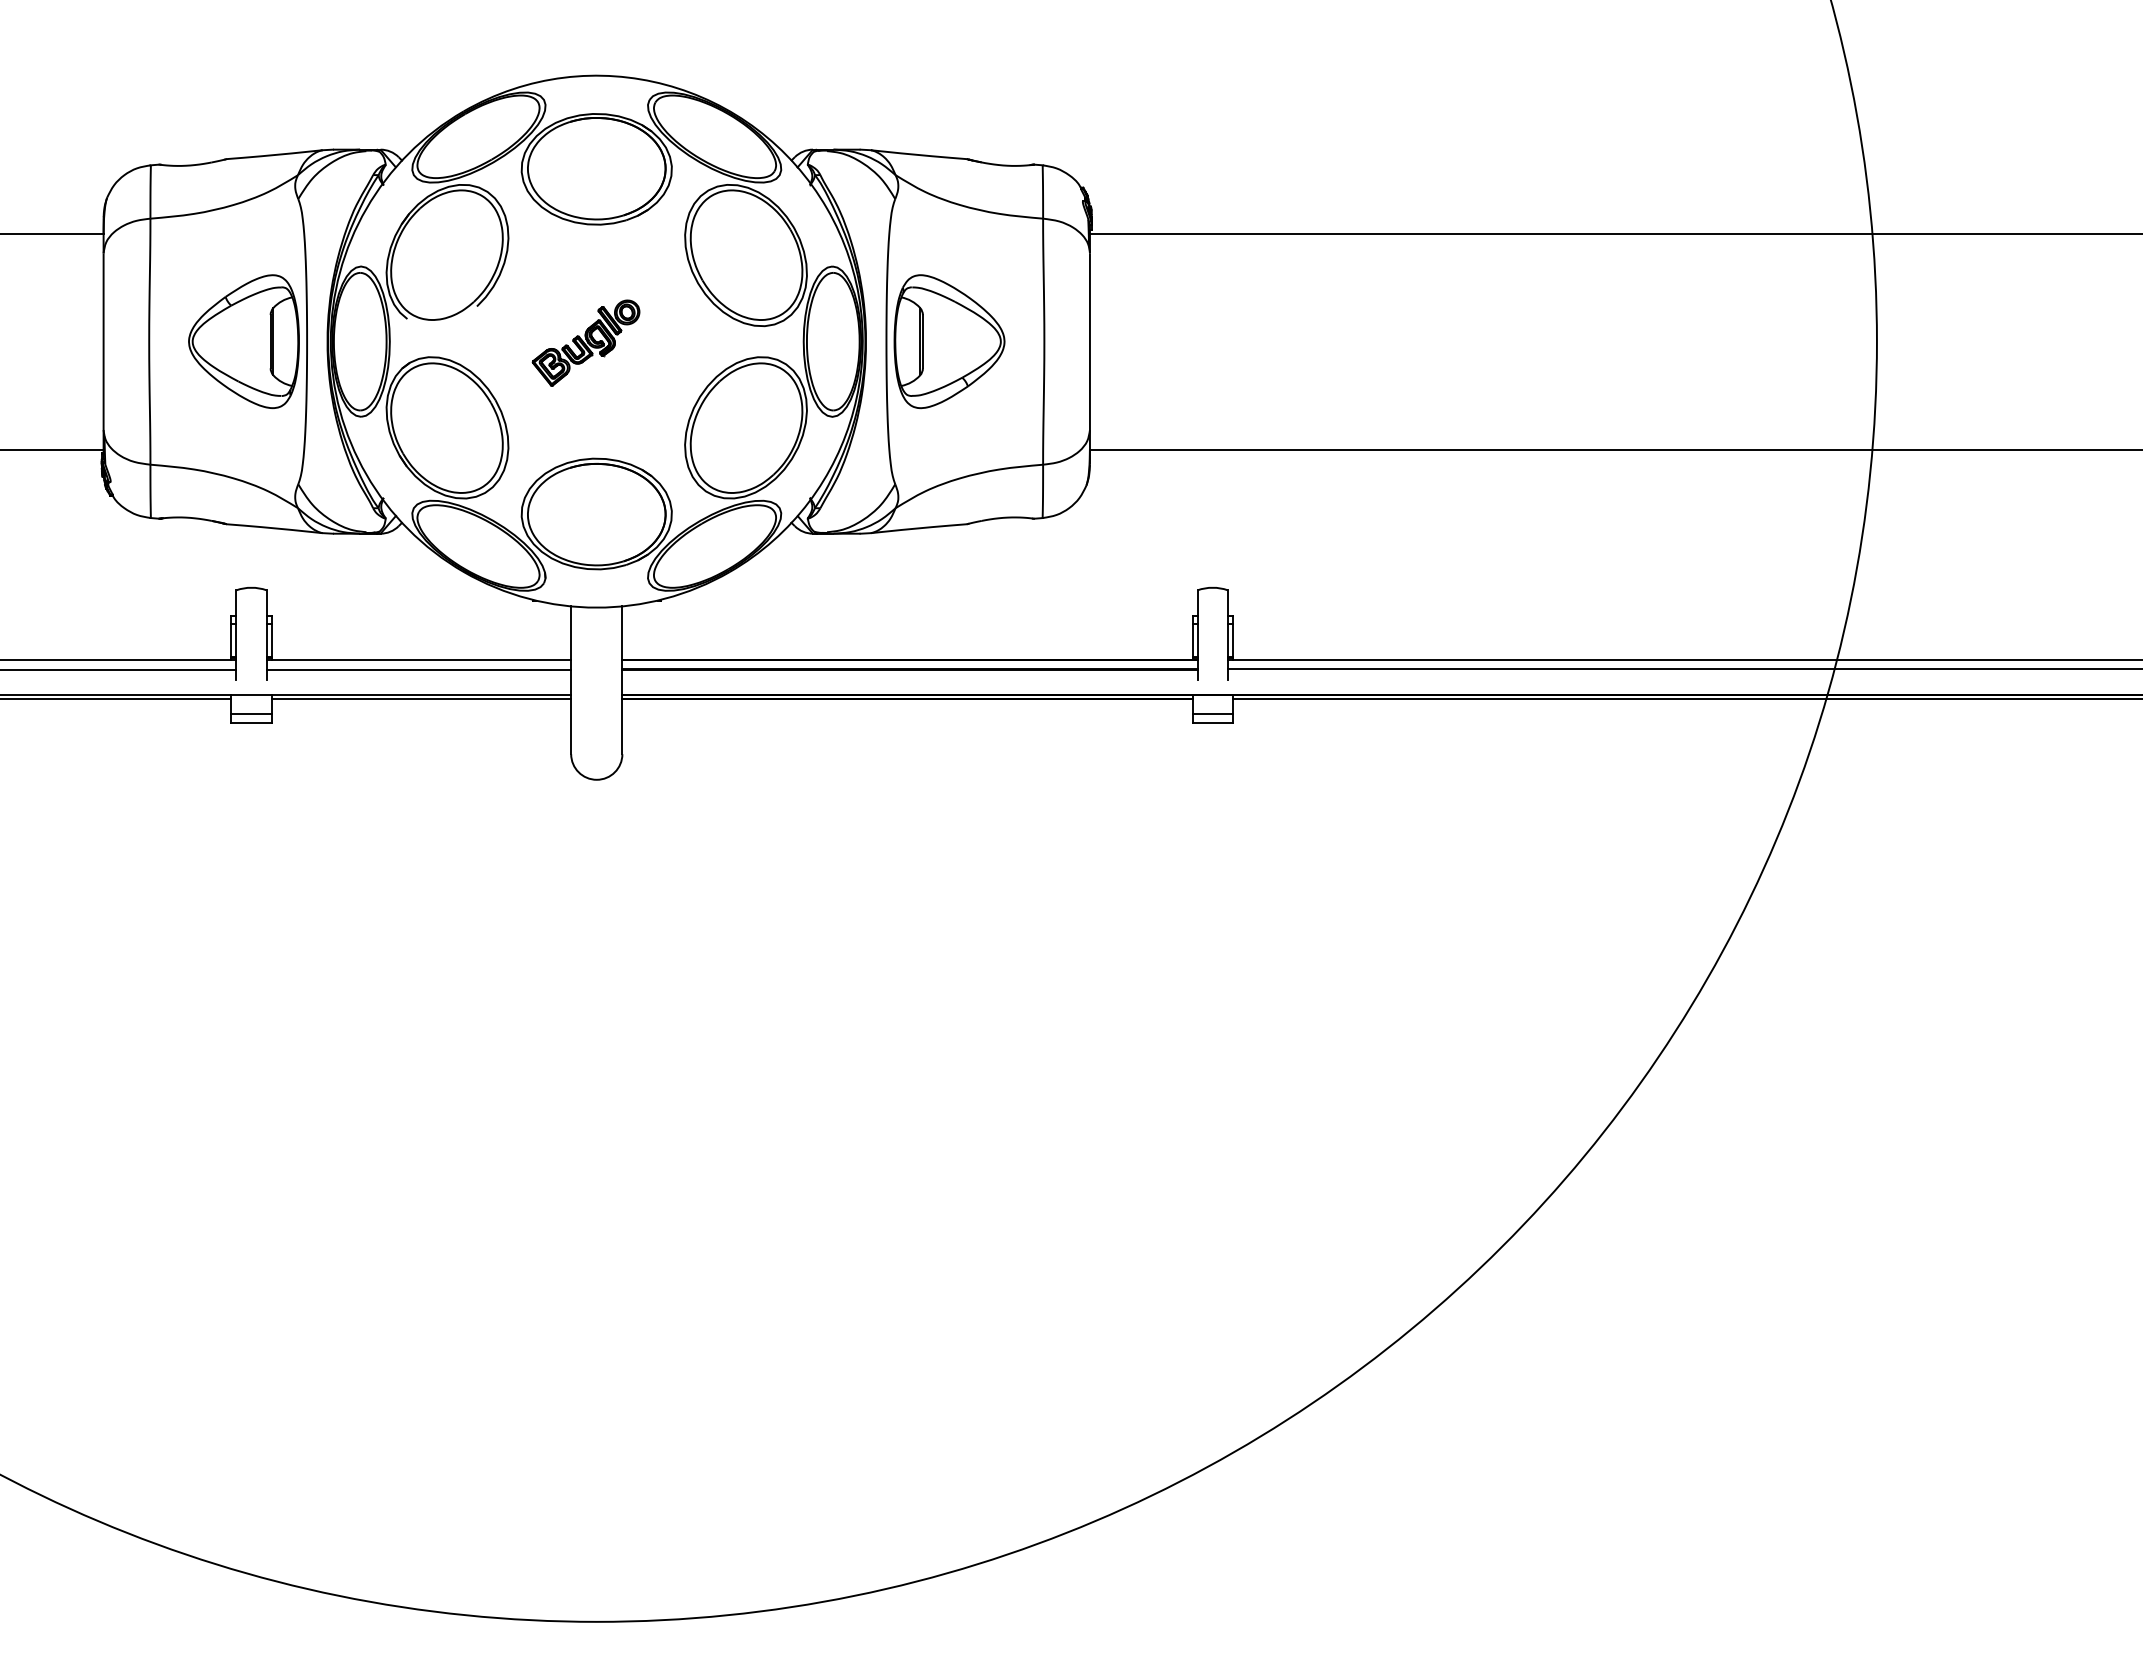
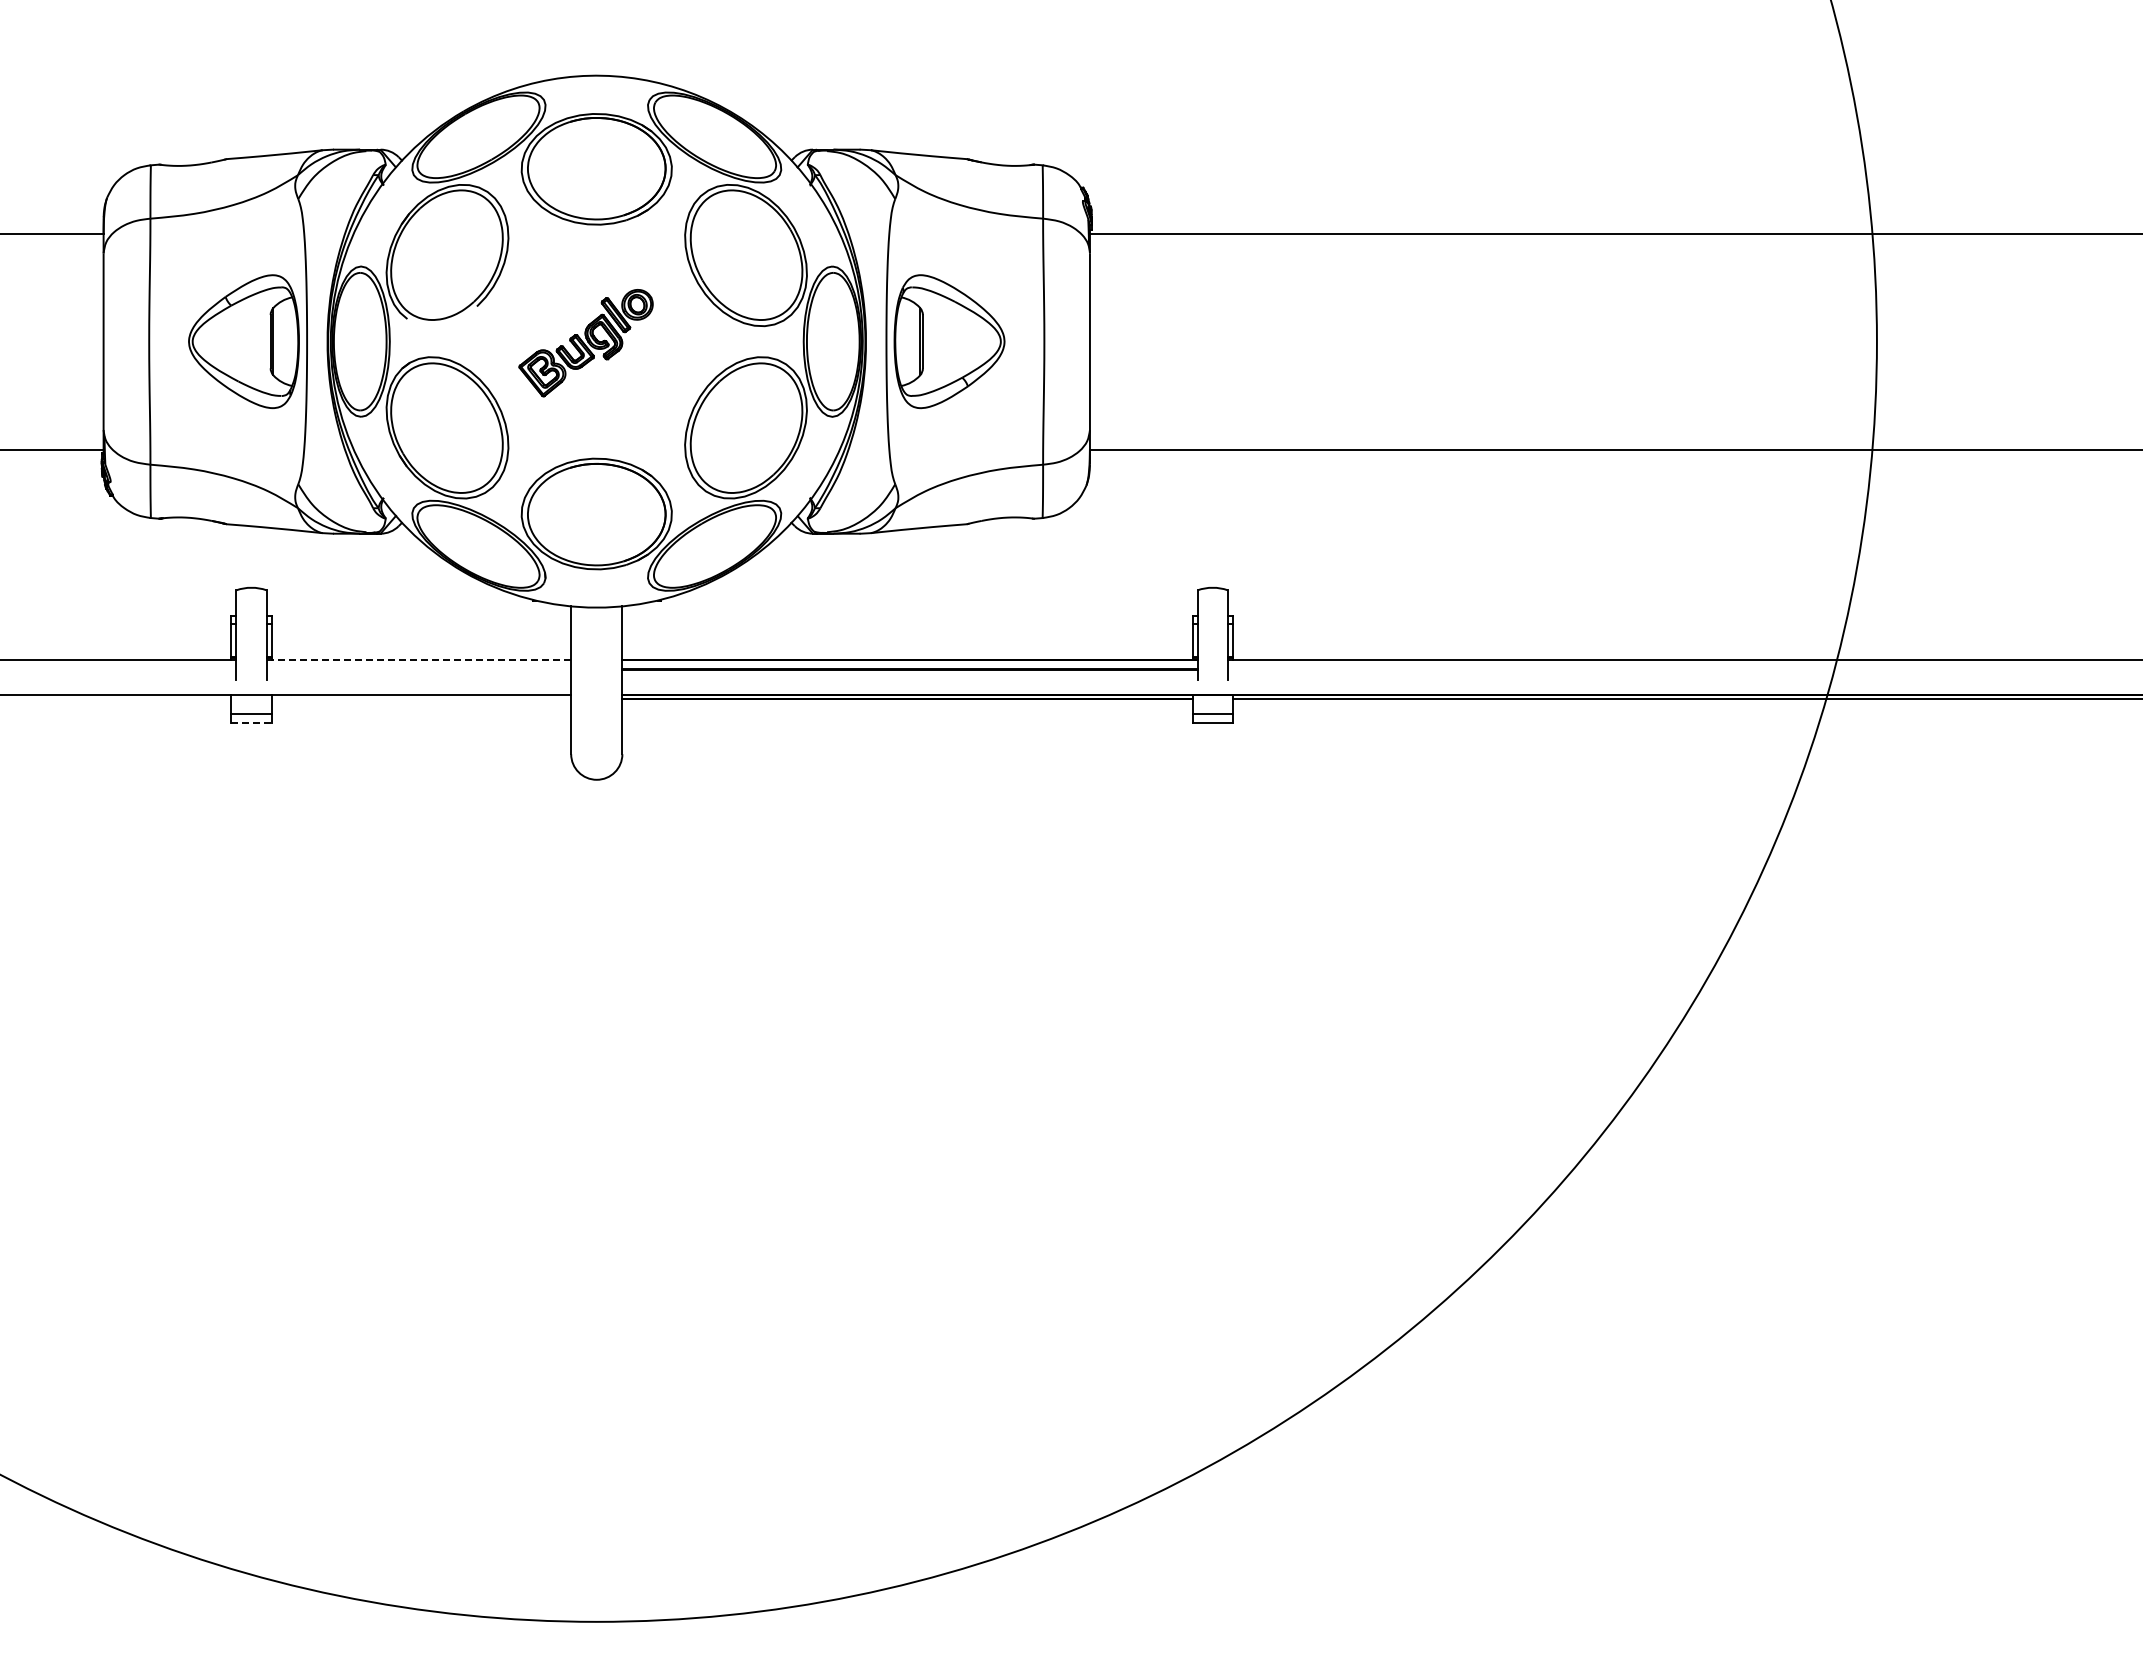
part size: 110x88 px -> 136x109 px (585, 343)
line: solid -> dashed (418, 660)
line: present -> none (119, 669)
line: present -> none (418, 669)
line: present -> none (1683, 669)
line: present -> none (116, 698)
line: present -> none (421, 698)
line: solid -> dashed (252, 722)
